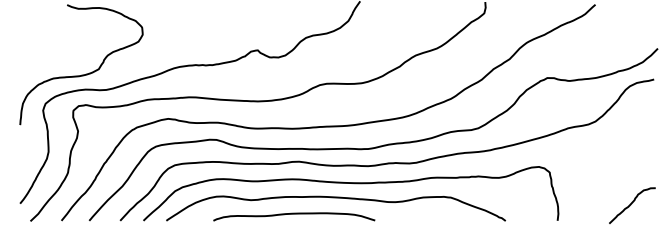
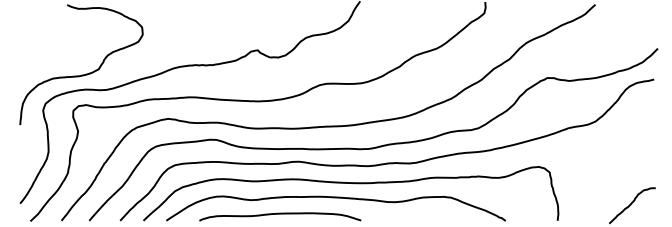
curve position: (294, 214) -> (280, 214) (280, 214)
